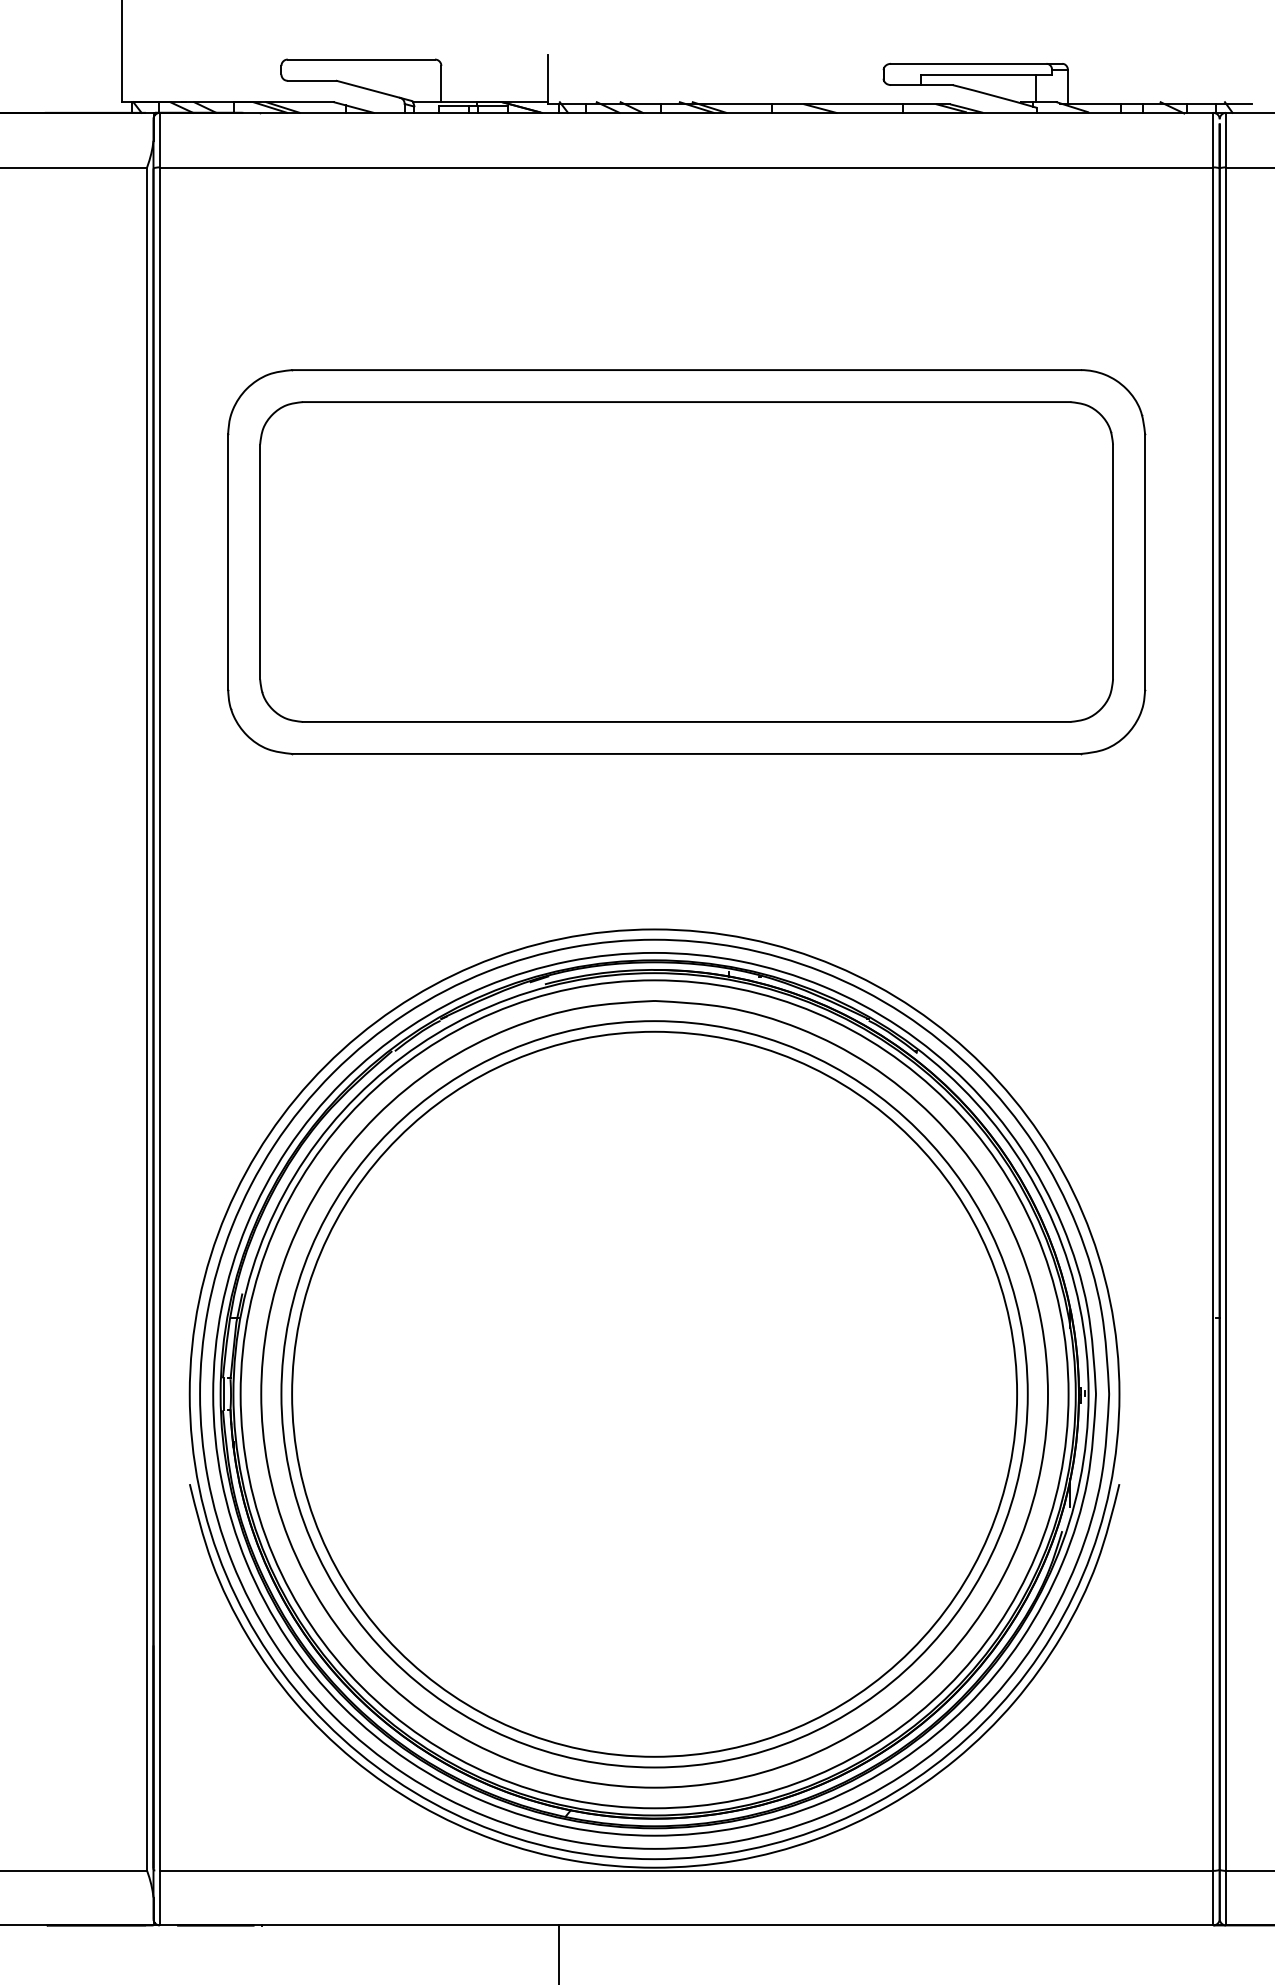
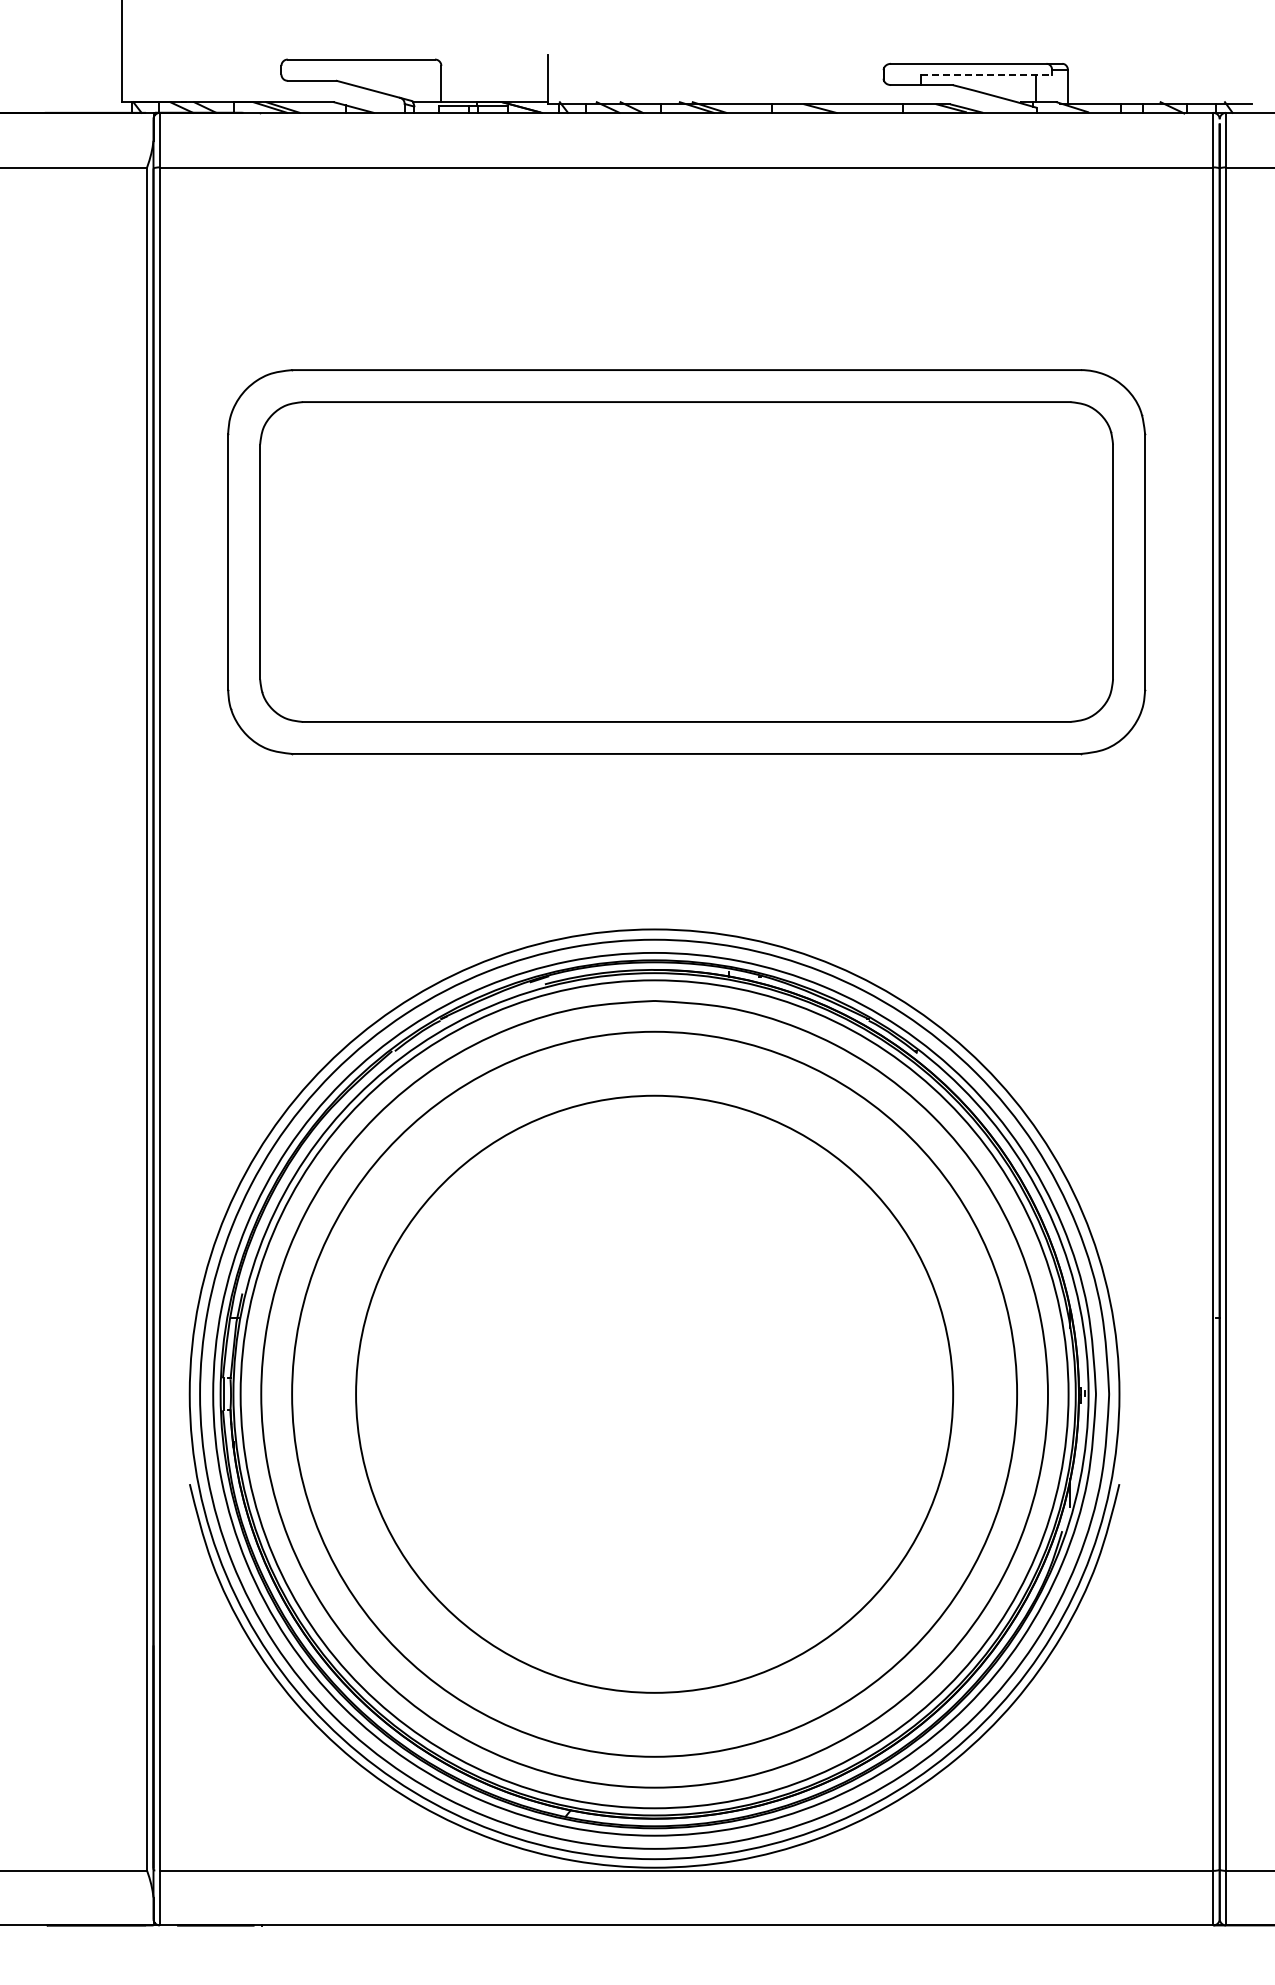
line: solid -> dashed (986, 74)
circle diameter: 746 px -> 597 px (654, 1393)
line: present -> none (558, 1953)
